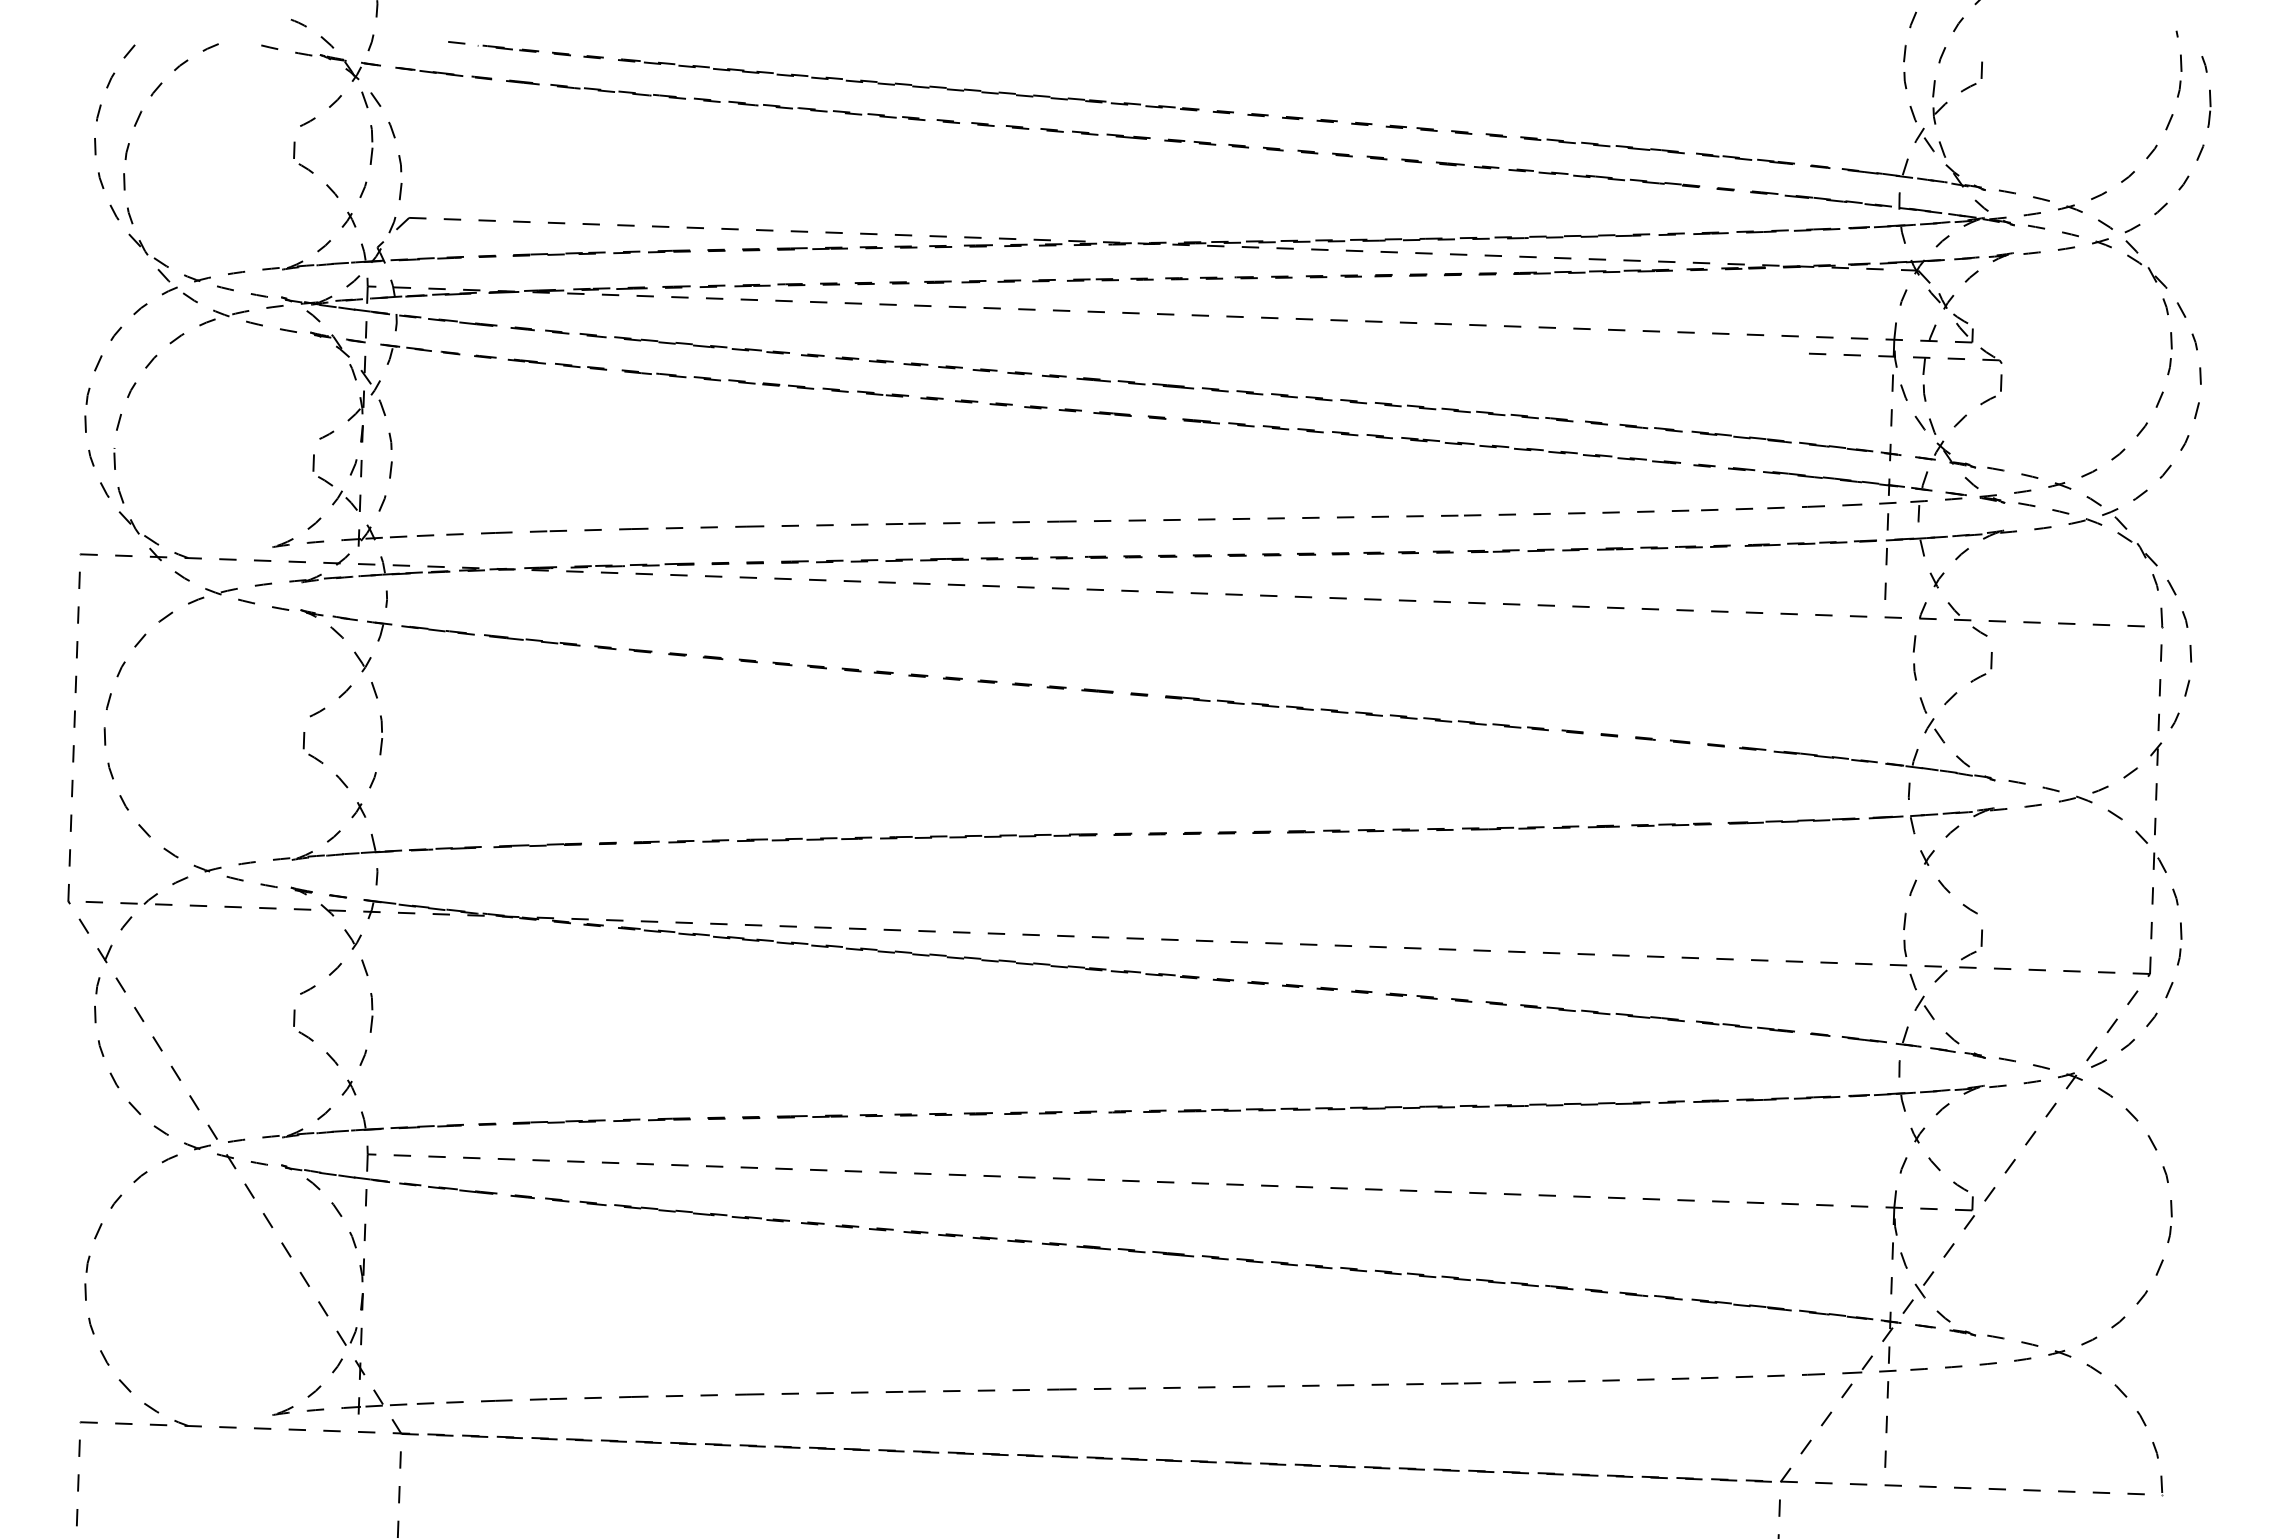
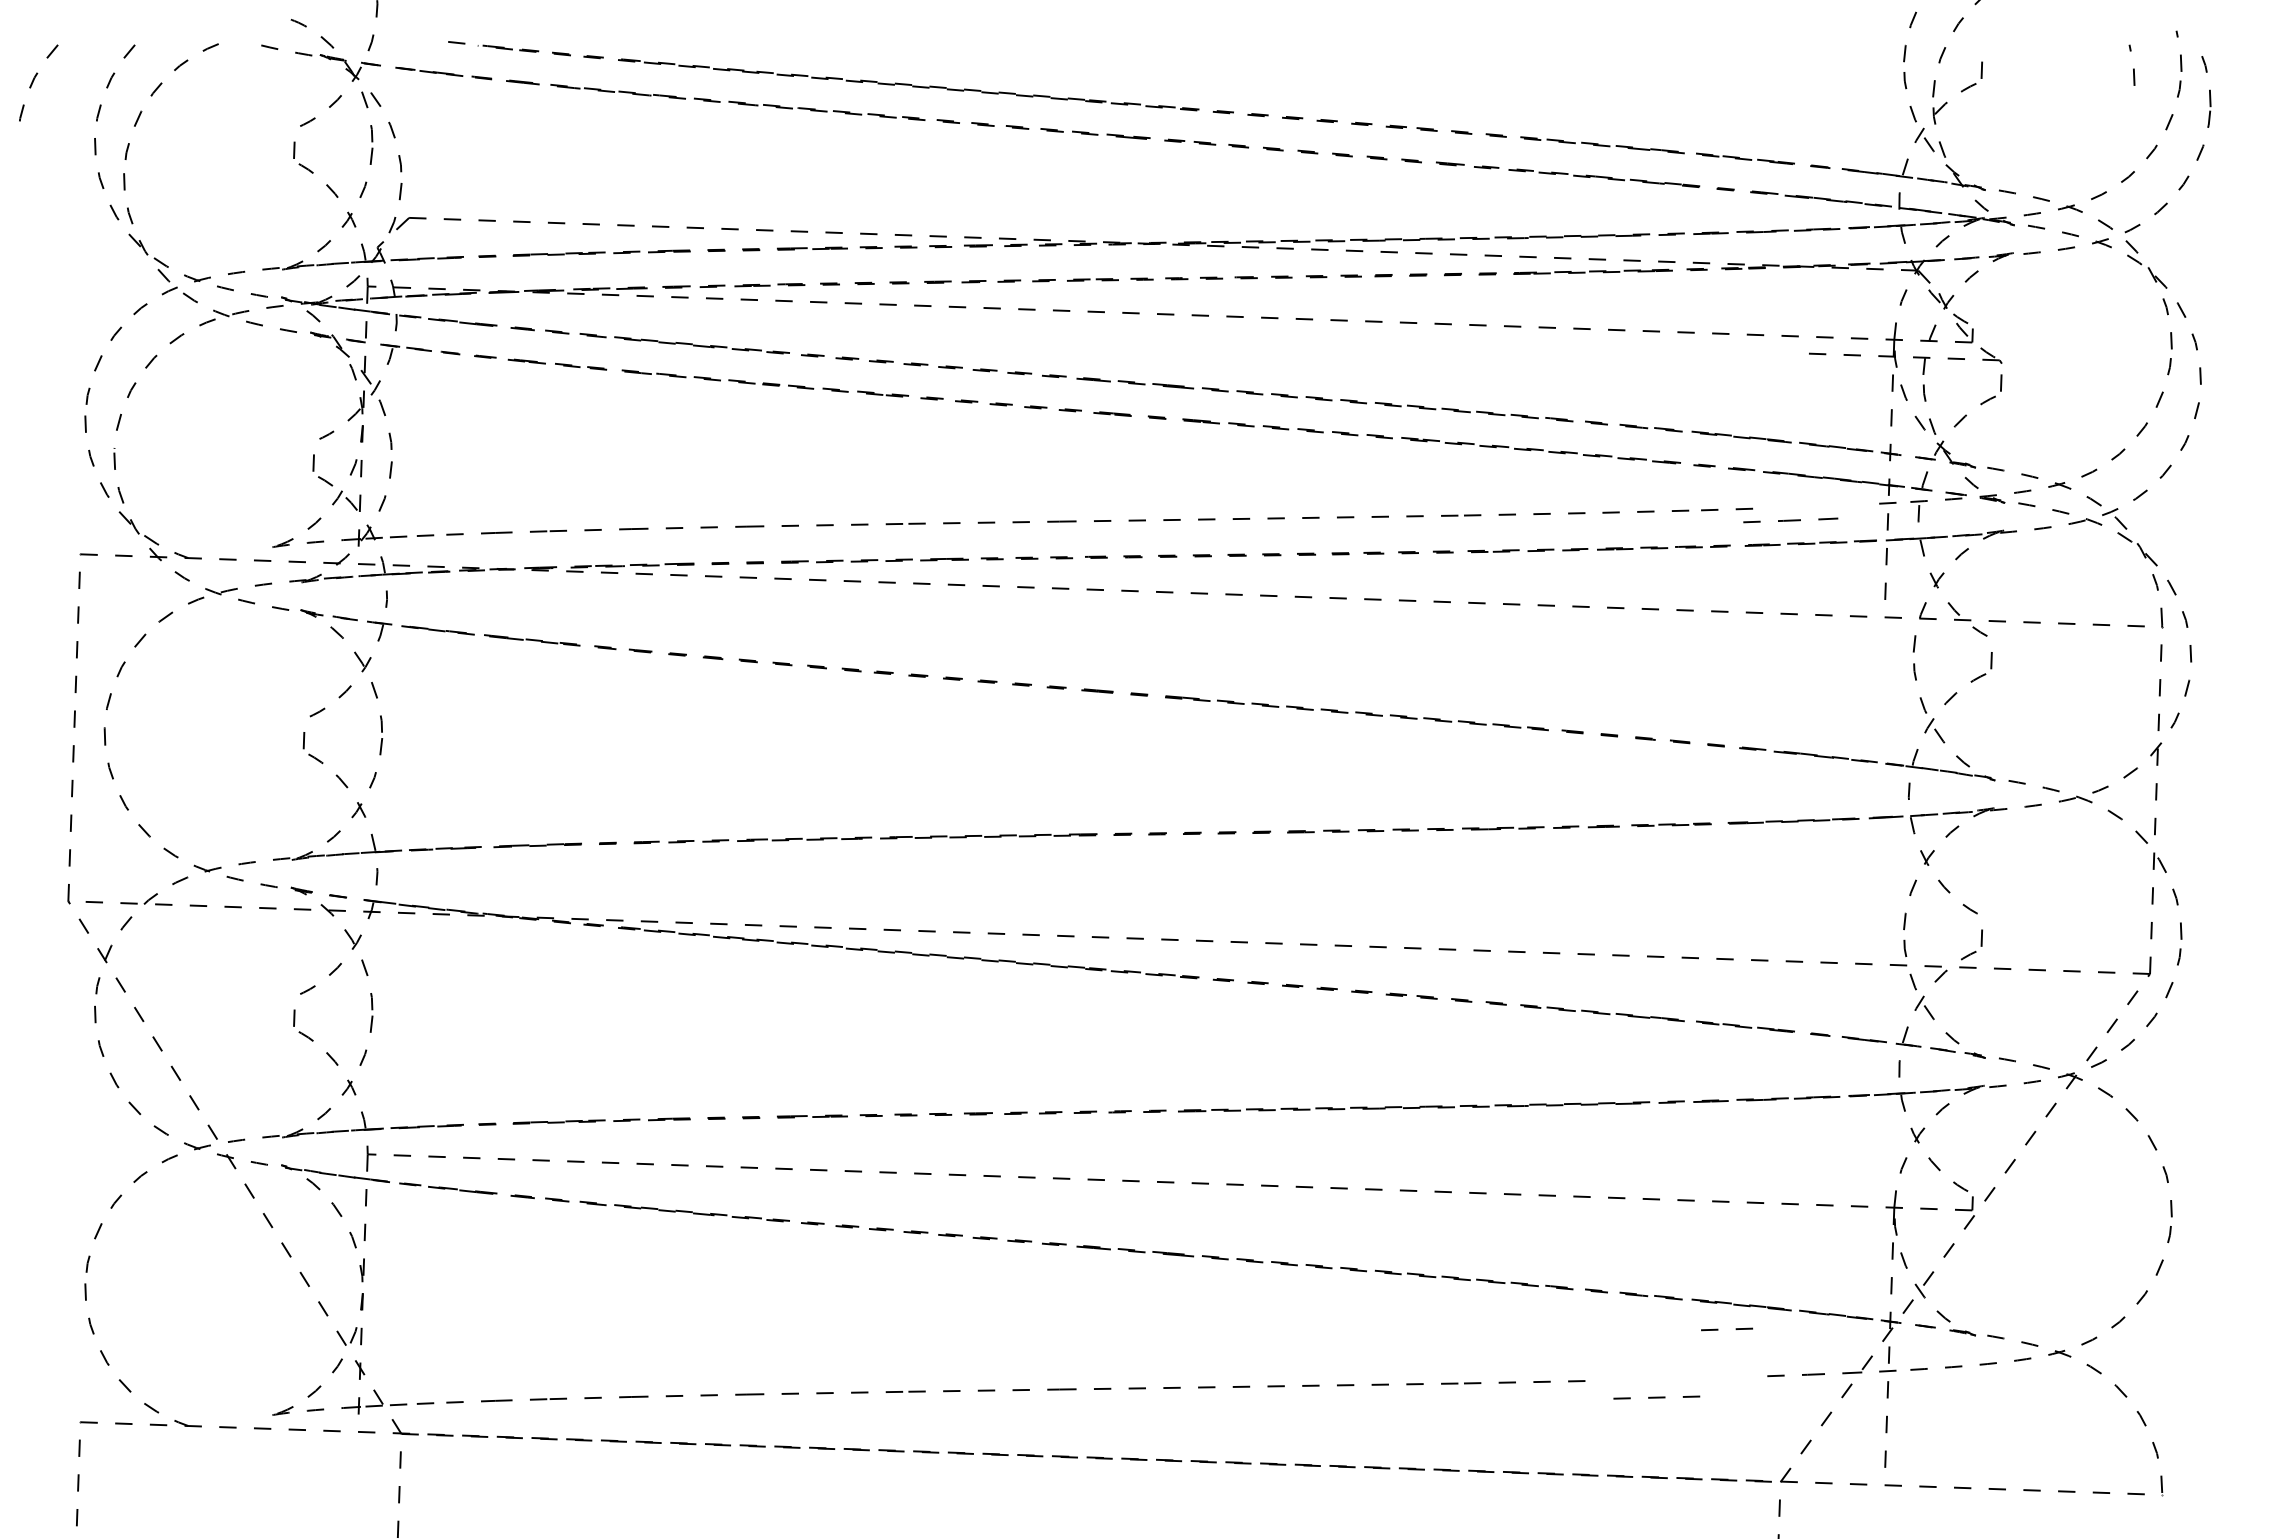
line: none -> present (2133, 68)
curve: none -> present (34, 80)
part position: (1814, 506) -> (1790, 520) (1790, 520)
line position: (1718, 1377) -> (1718, 1329) (1718, 1329)
line position: (1645, 1379) -> (1656, 1397) (1656, 1397)
